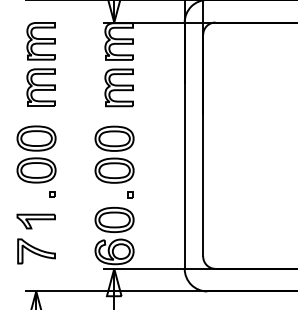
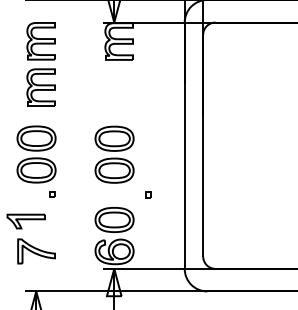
part: present -> none (118, 87)
part position: (130, 194) -> (148, 194) (148, 194)
part position: (35, 221) -> (25, 221) (25, 221)
